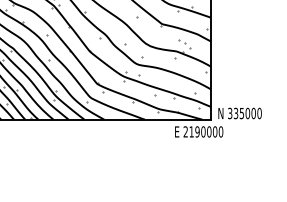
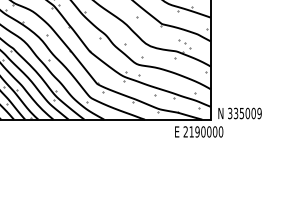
text: 335000 -> 335009 (259, 113)
